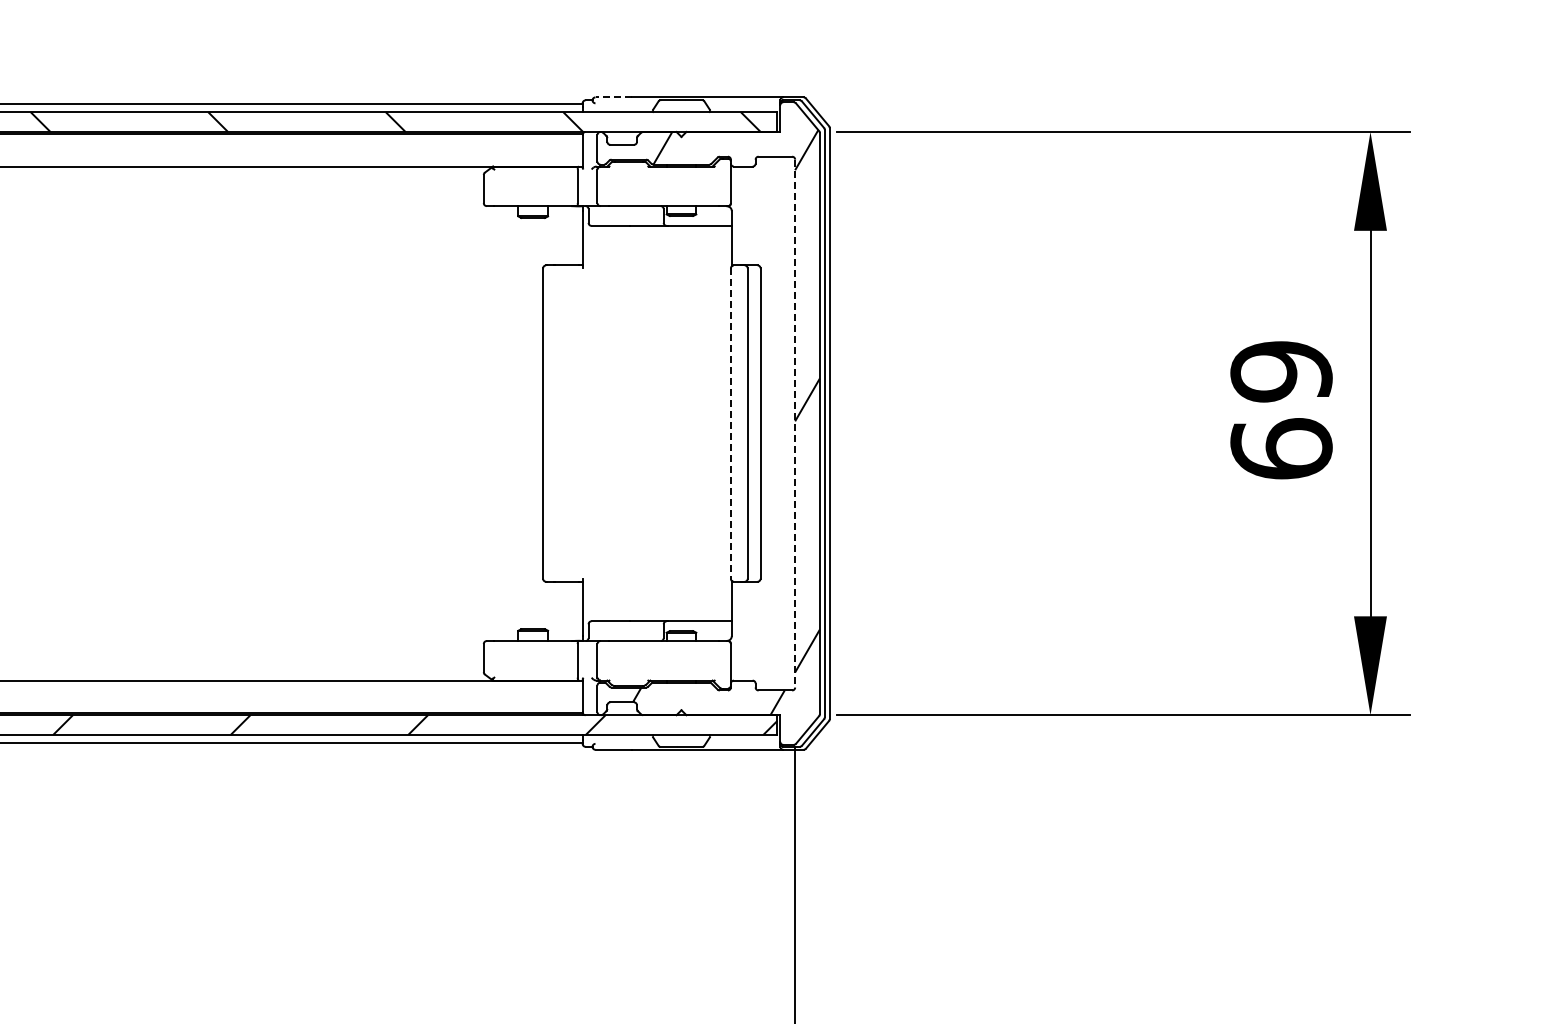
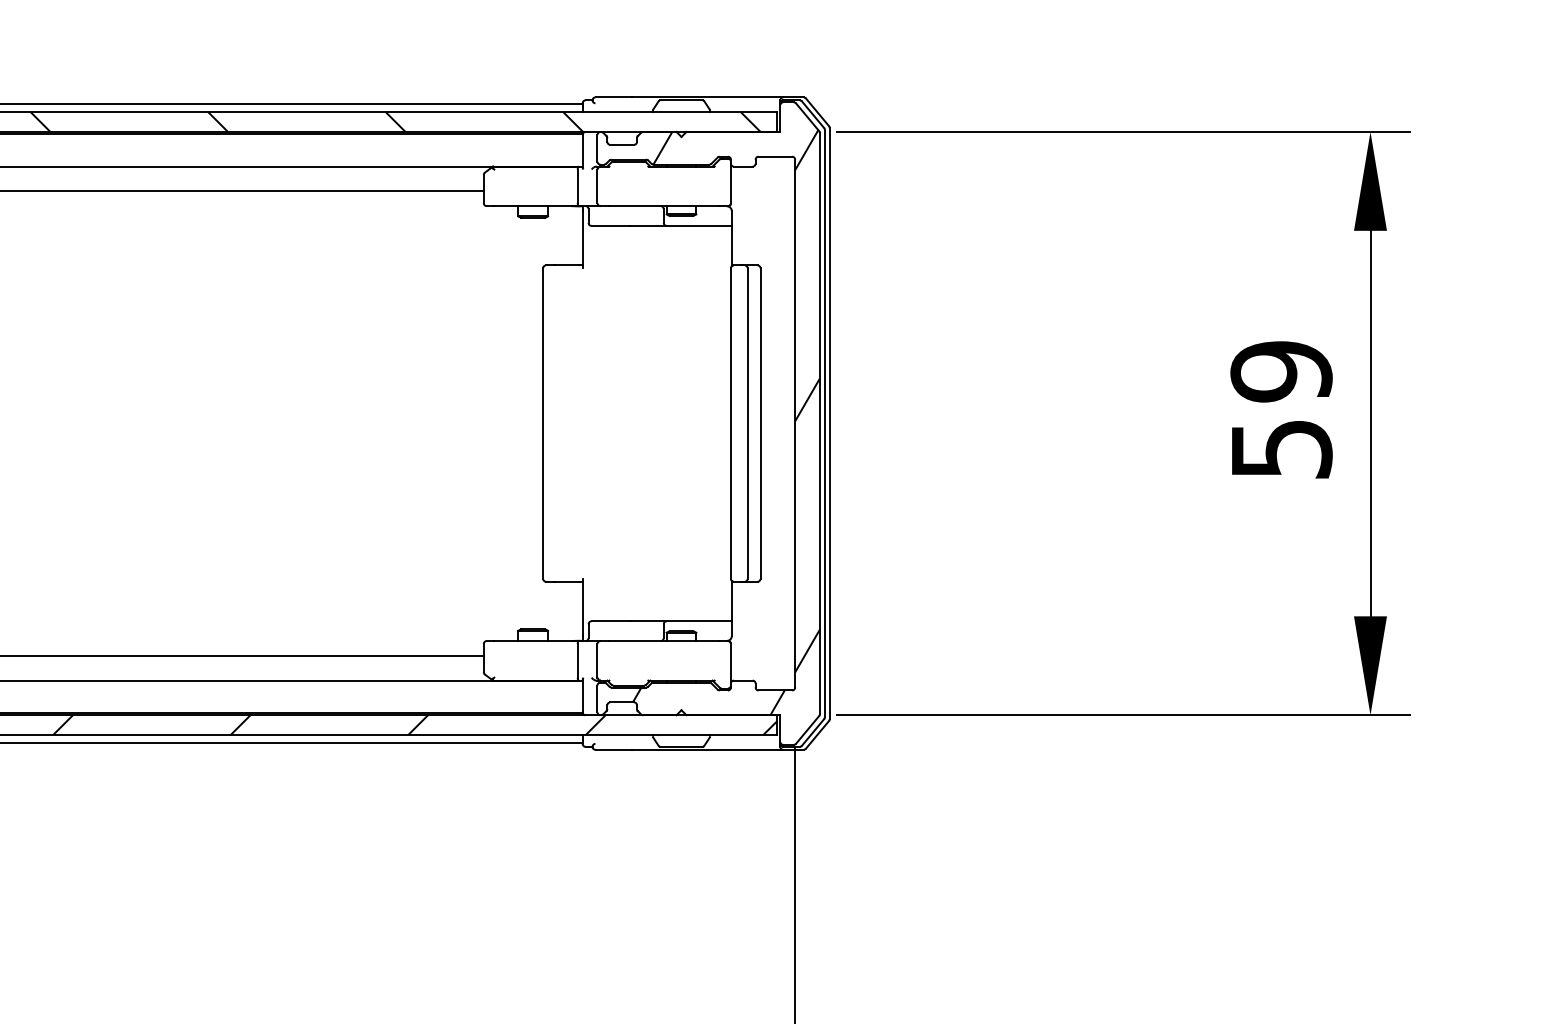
line: dashed -> solid (613, 97)
line: none -> present (242, 191)
line: dashed -> solid (795, 423)
line: dashed -> solid (730, 424)
text: 69 -> 59 (1281, 448)
line: none -> present (242, 655)
